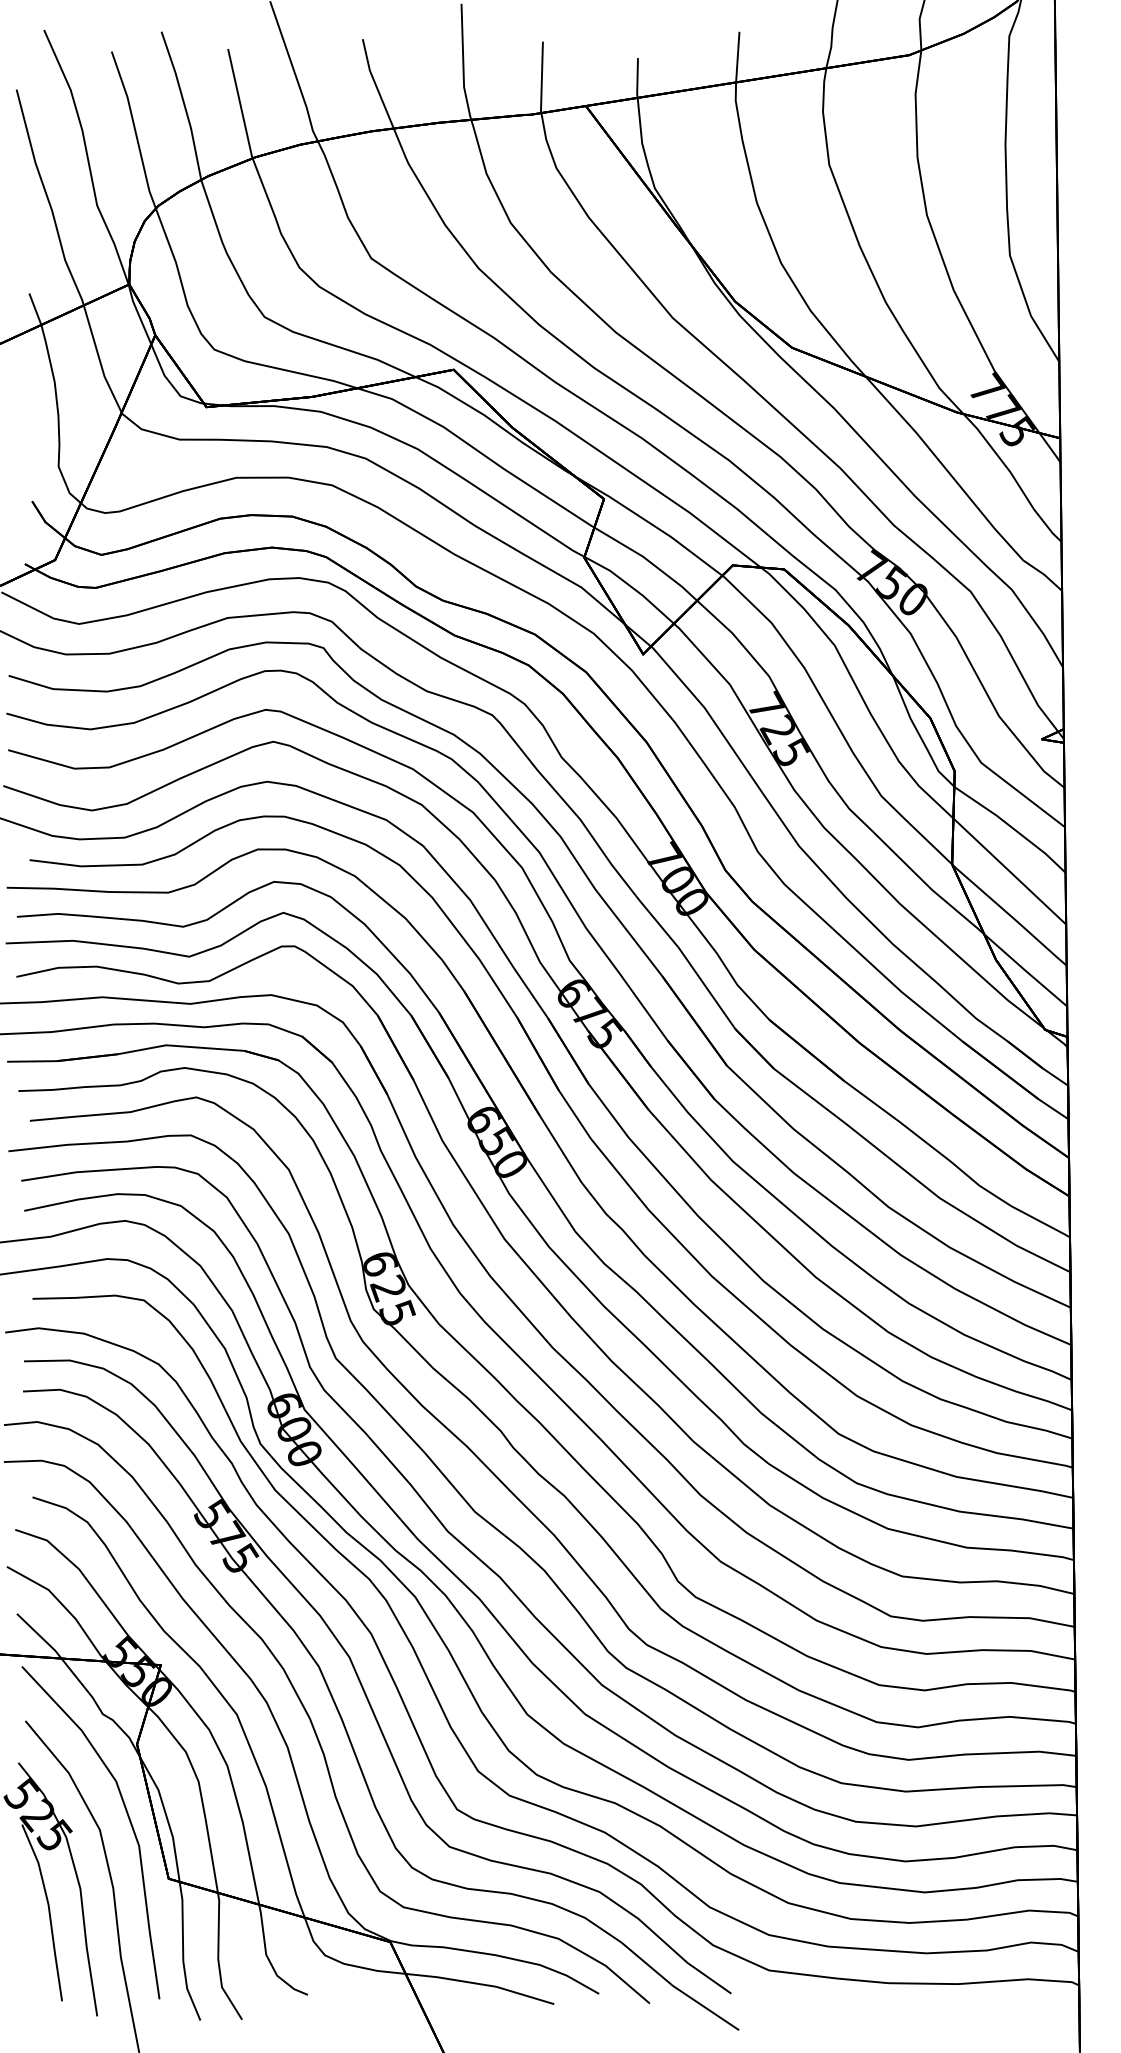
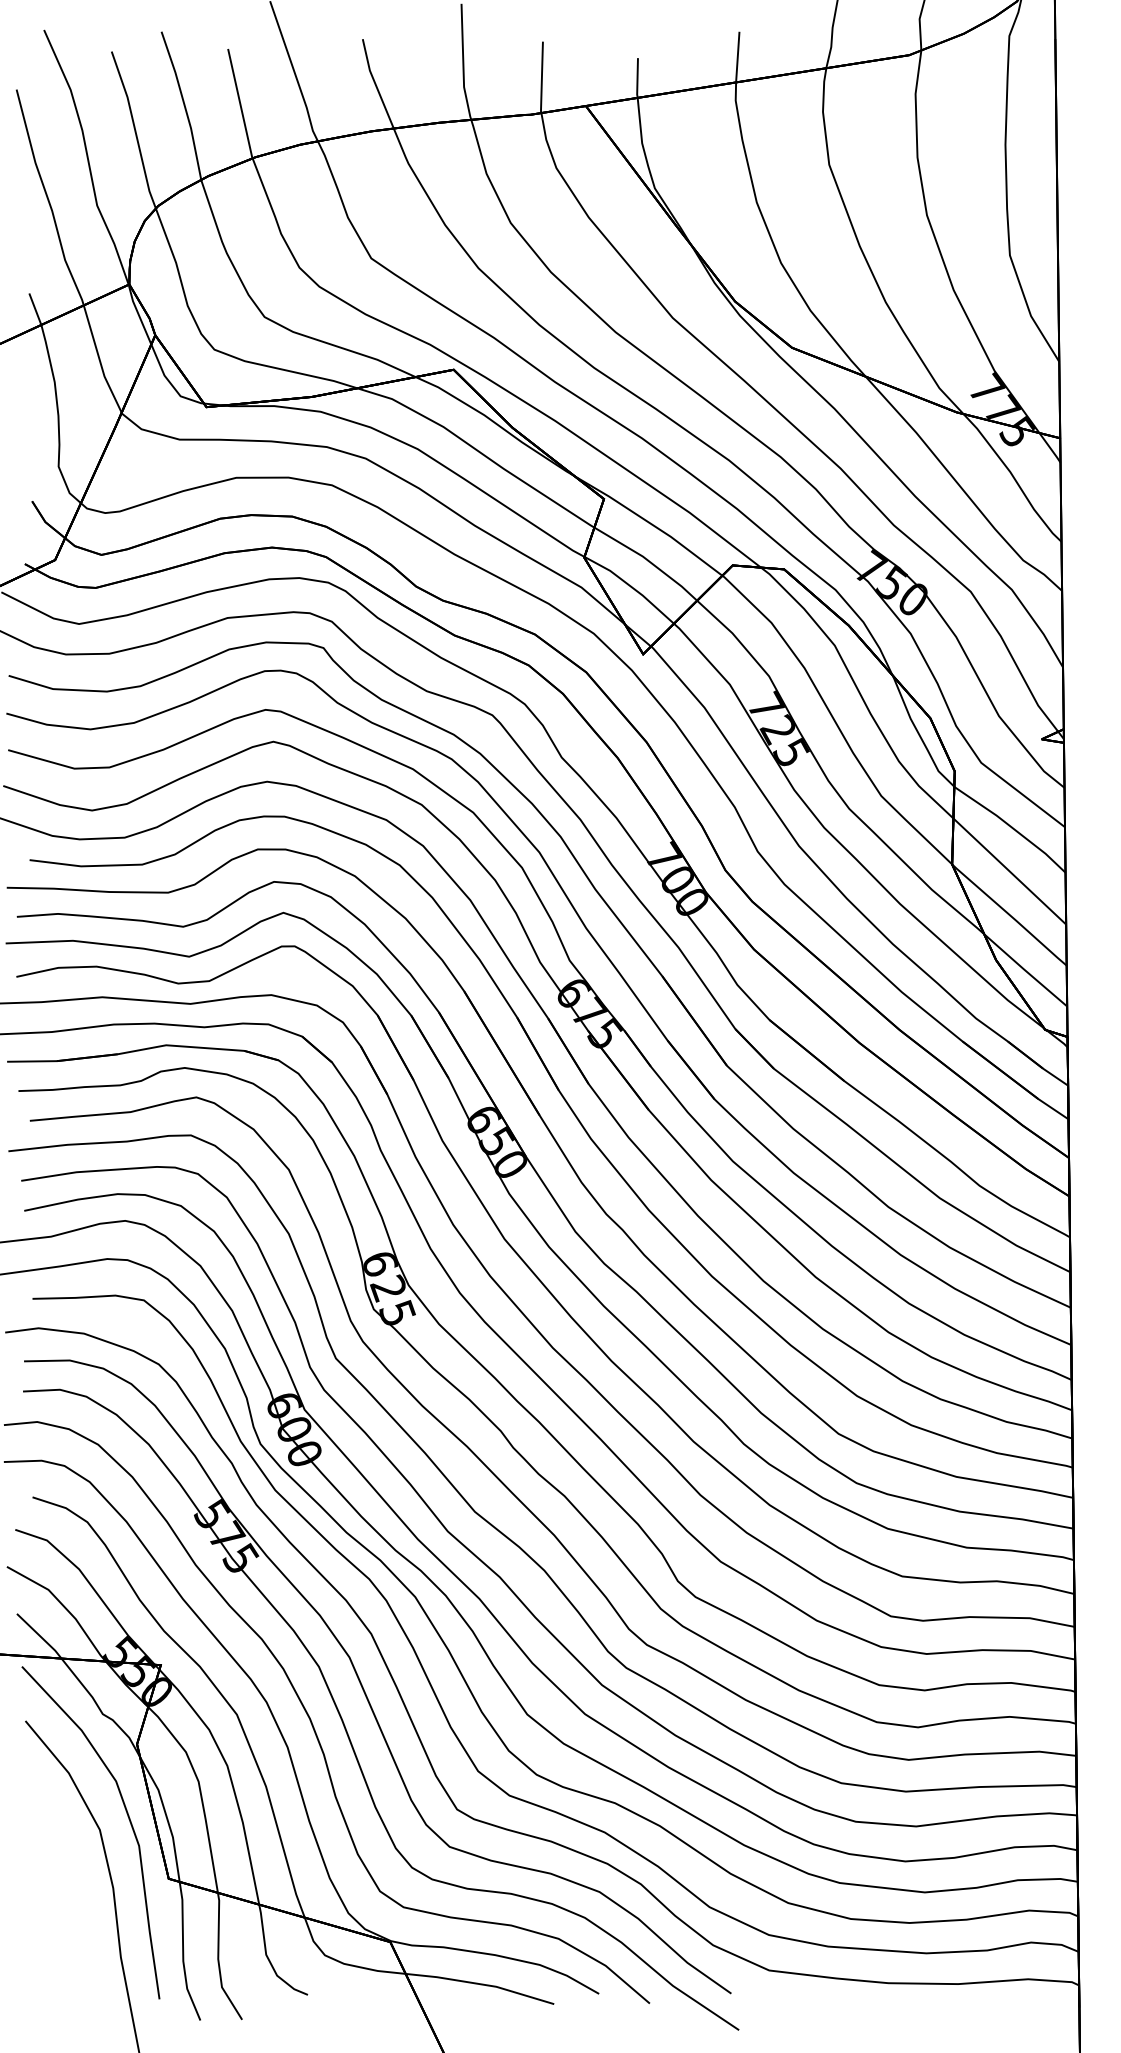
part: present -> none (50, 1889)
